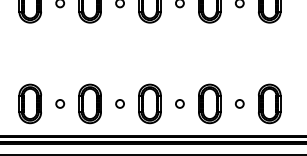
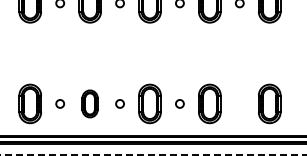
part size: 24x42 px -> 18x30 px (89, 103)
circle: present -> none (239, 103)
line: solid -> dashed (153, 155)
